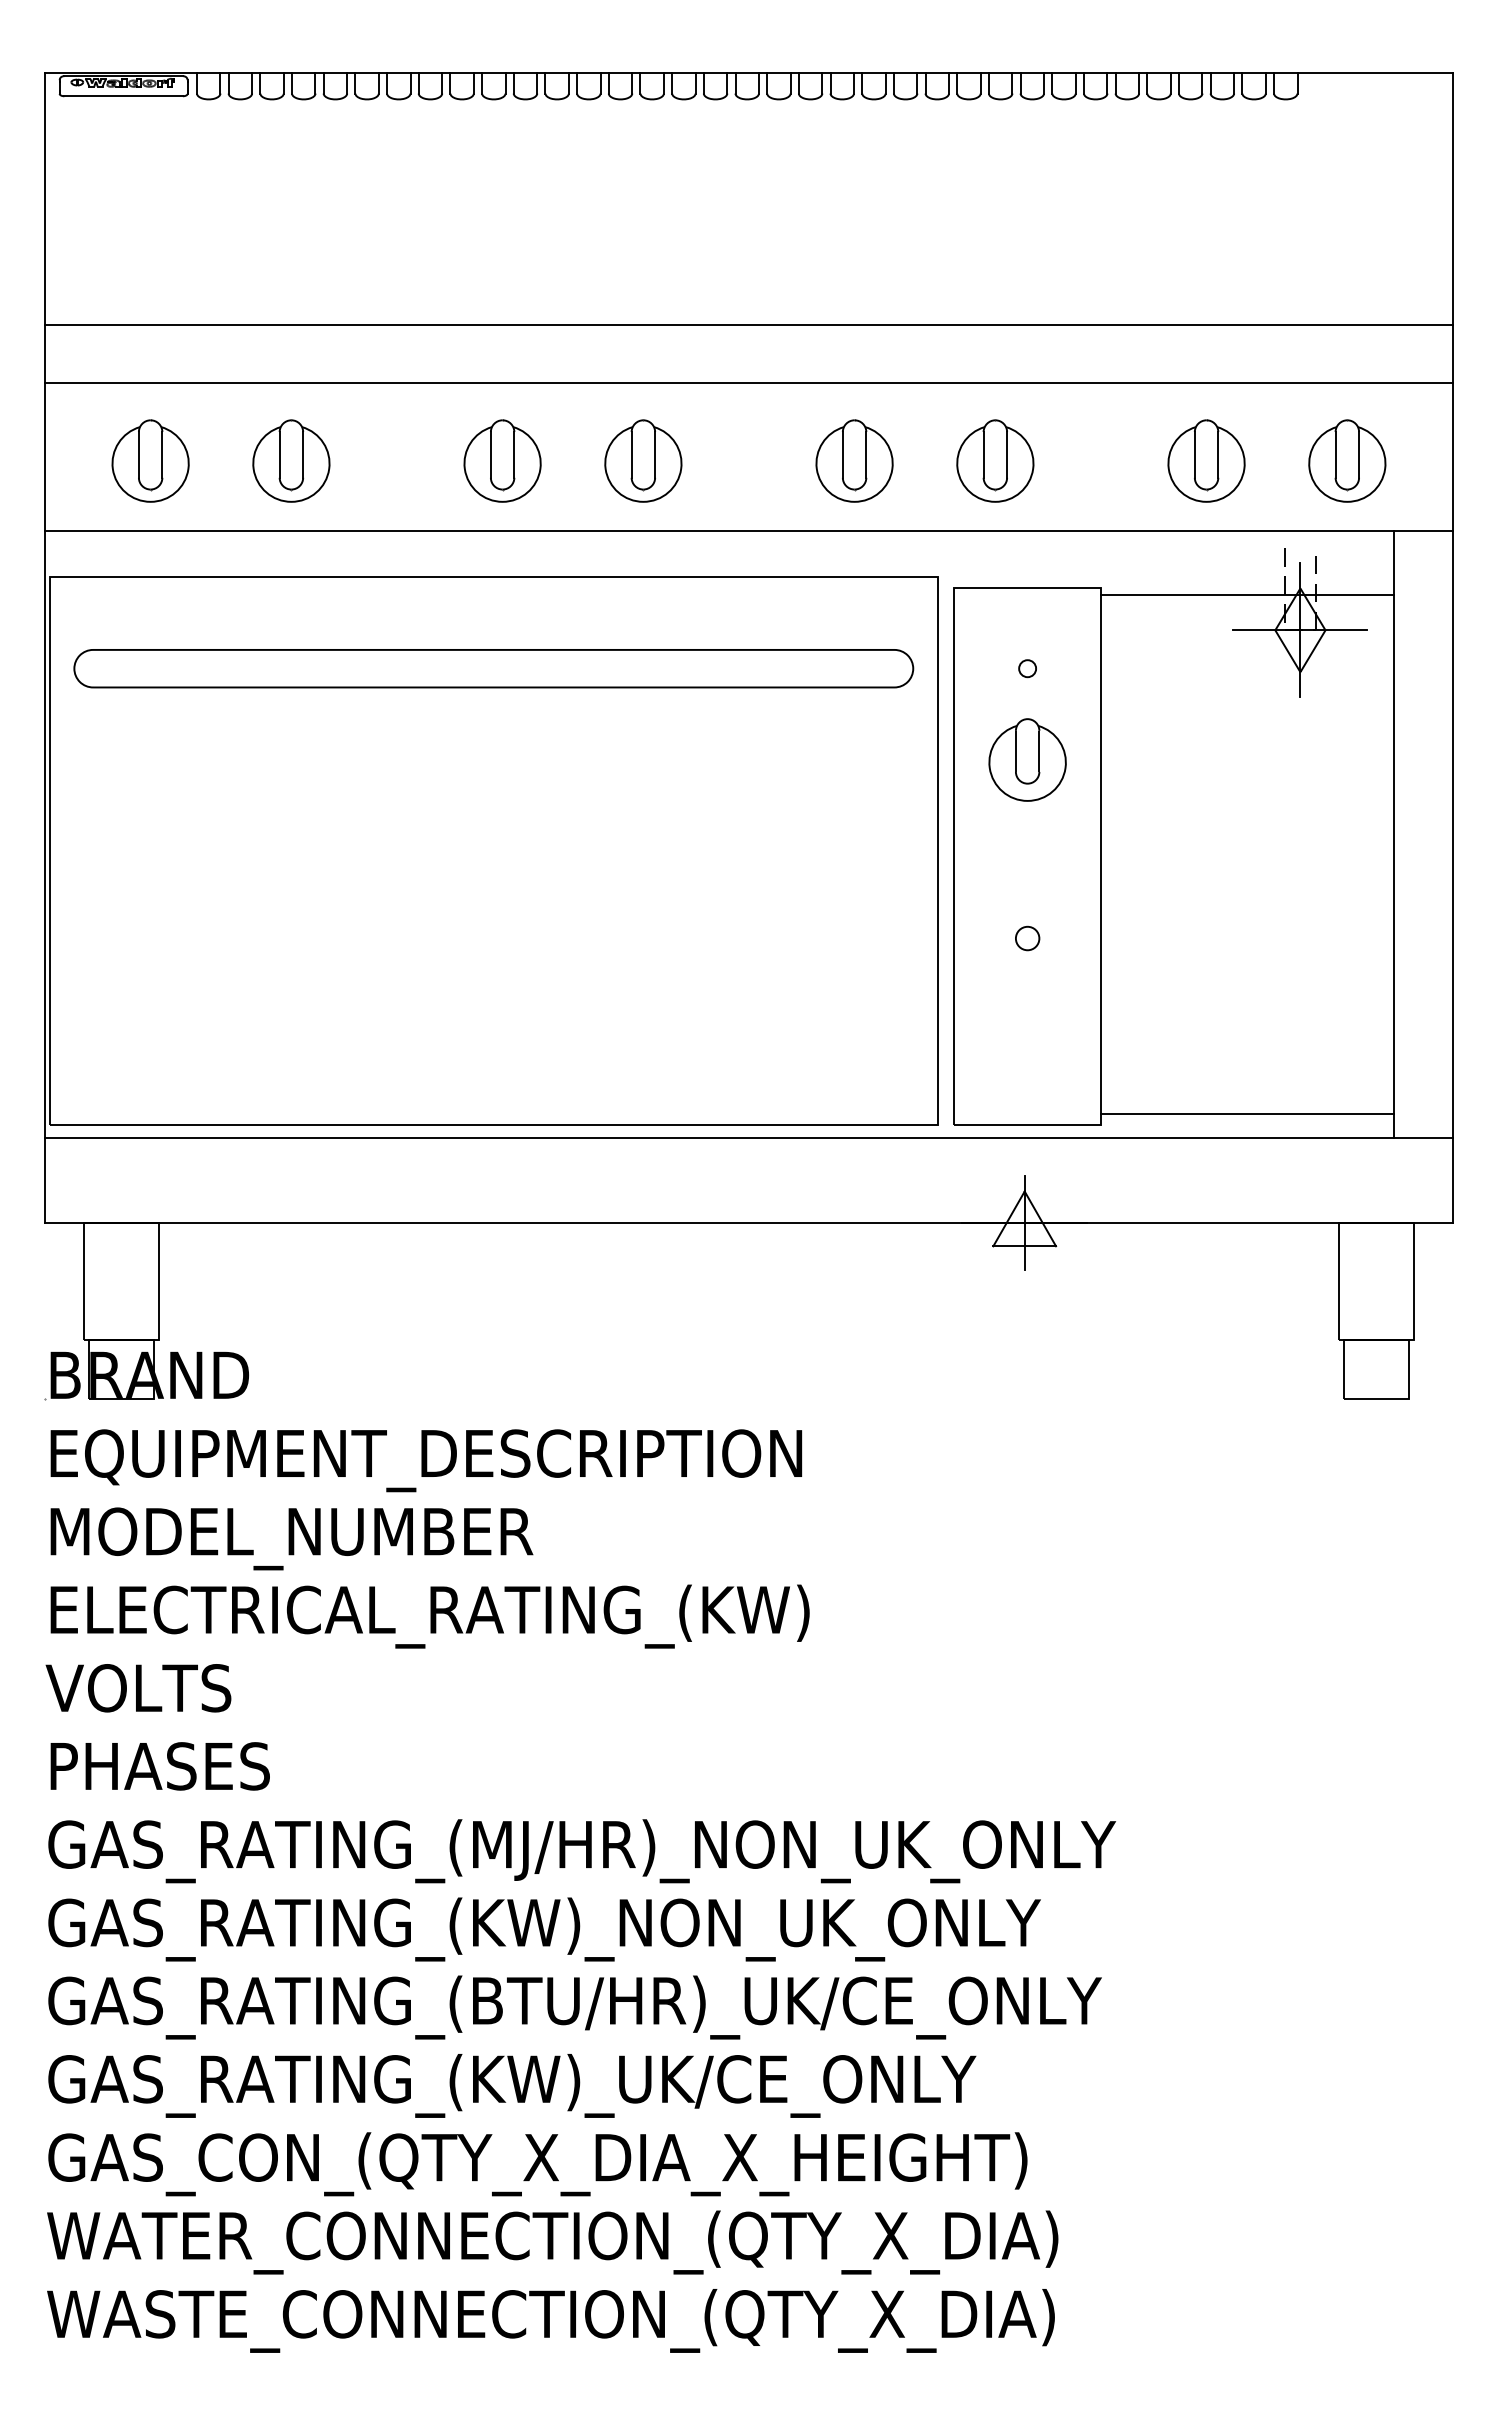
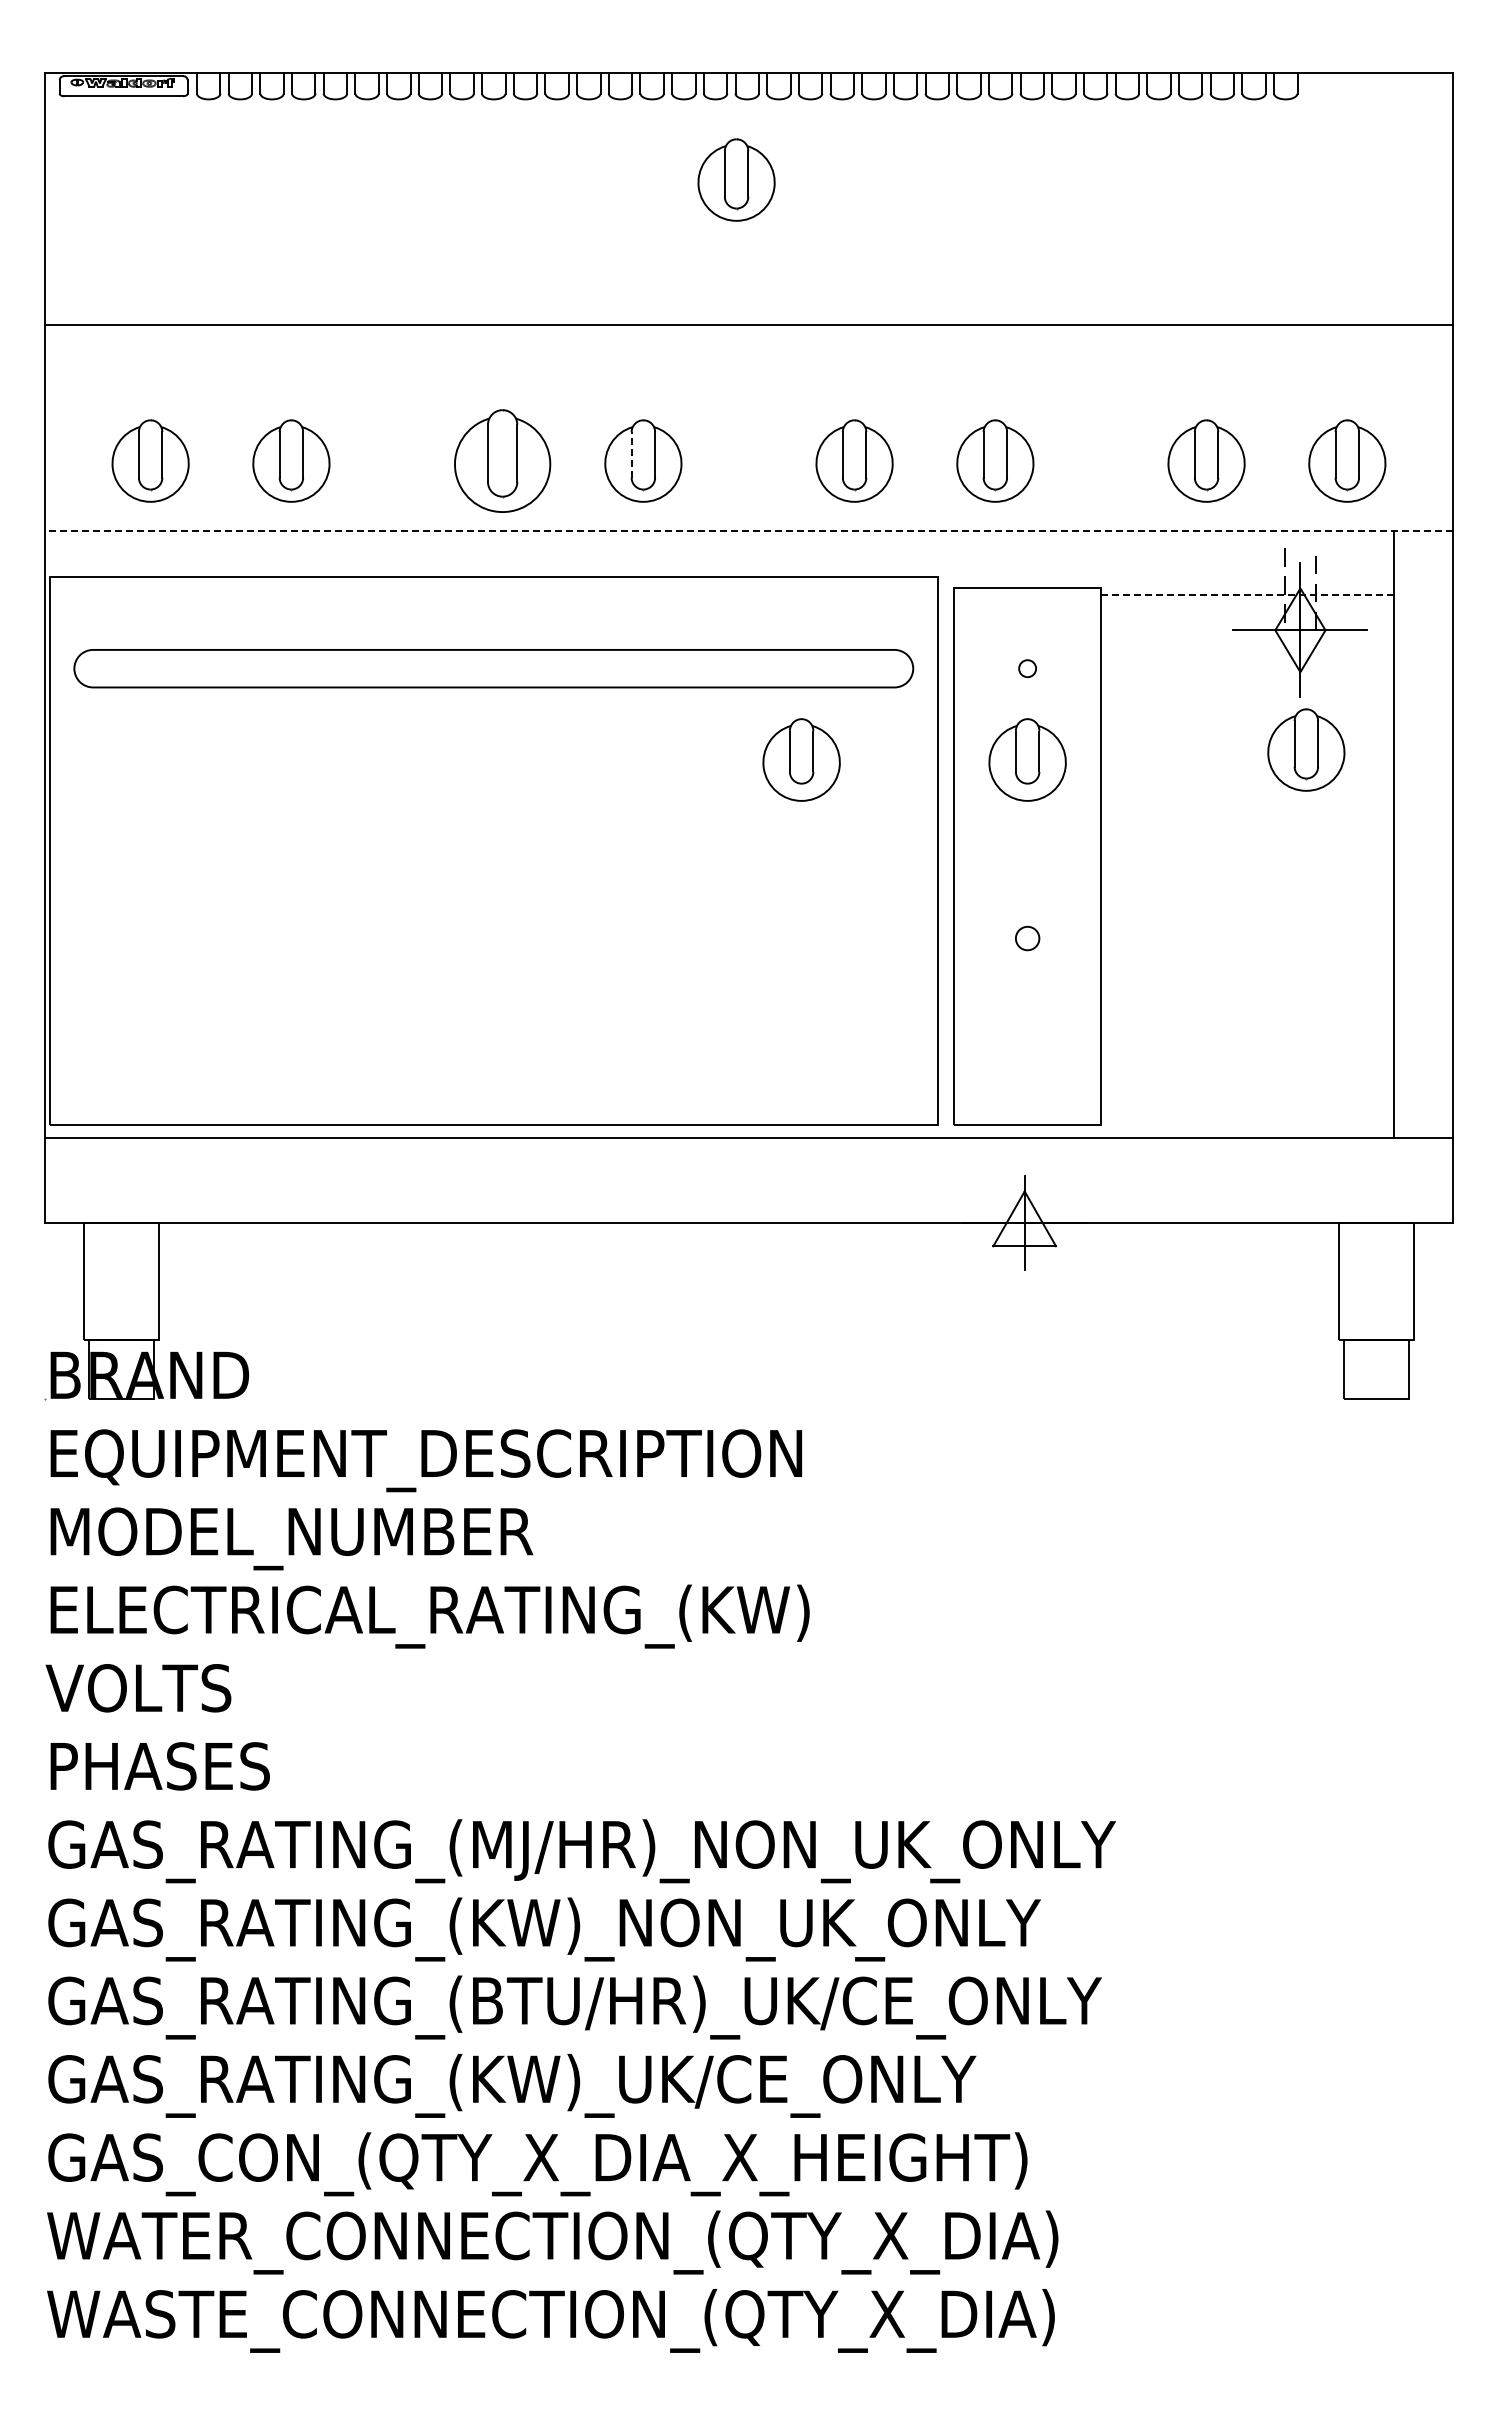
part: none -> present (736, 179)
line: present -> none (748, 382)
line: solid -> dashed (631, 454)
part size: 79x84 px -> 98x104 px (502, 460)
line: solid -> dashed (749, 530)
line: solid -> dashed (1247, 595)
part: none -> present (1306, 749)
part: none -> present (801, 759)
line: present -> none (1247, 1114)
